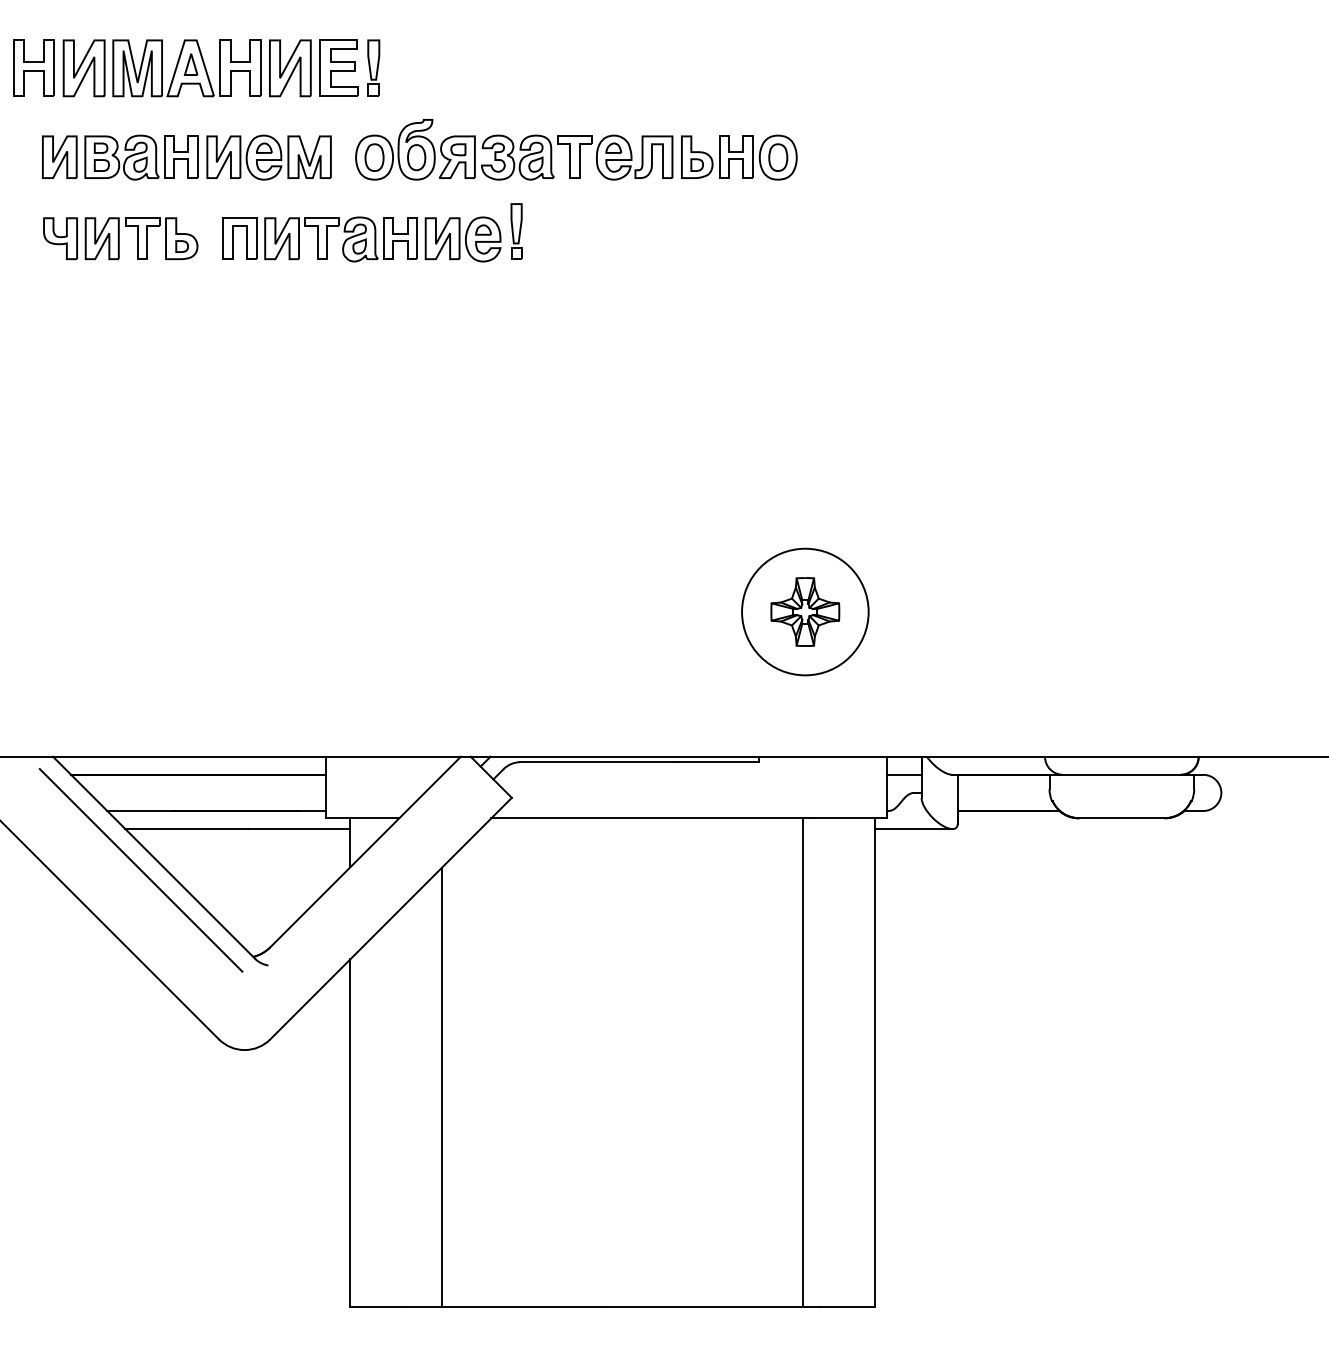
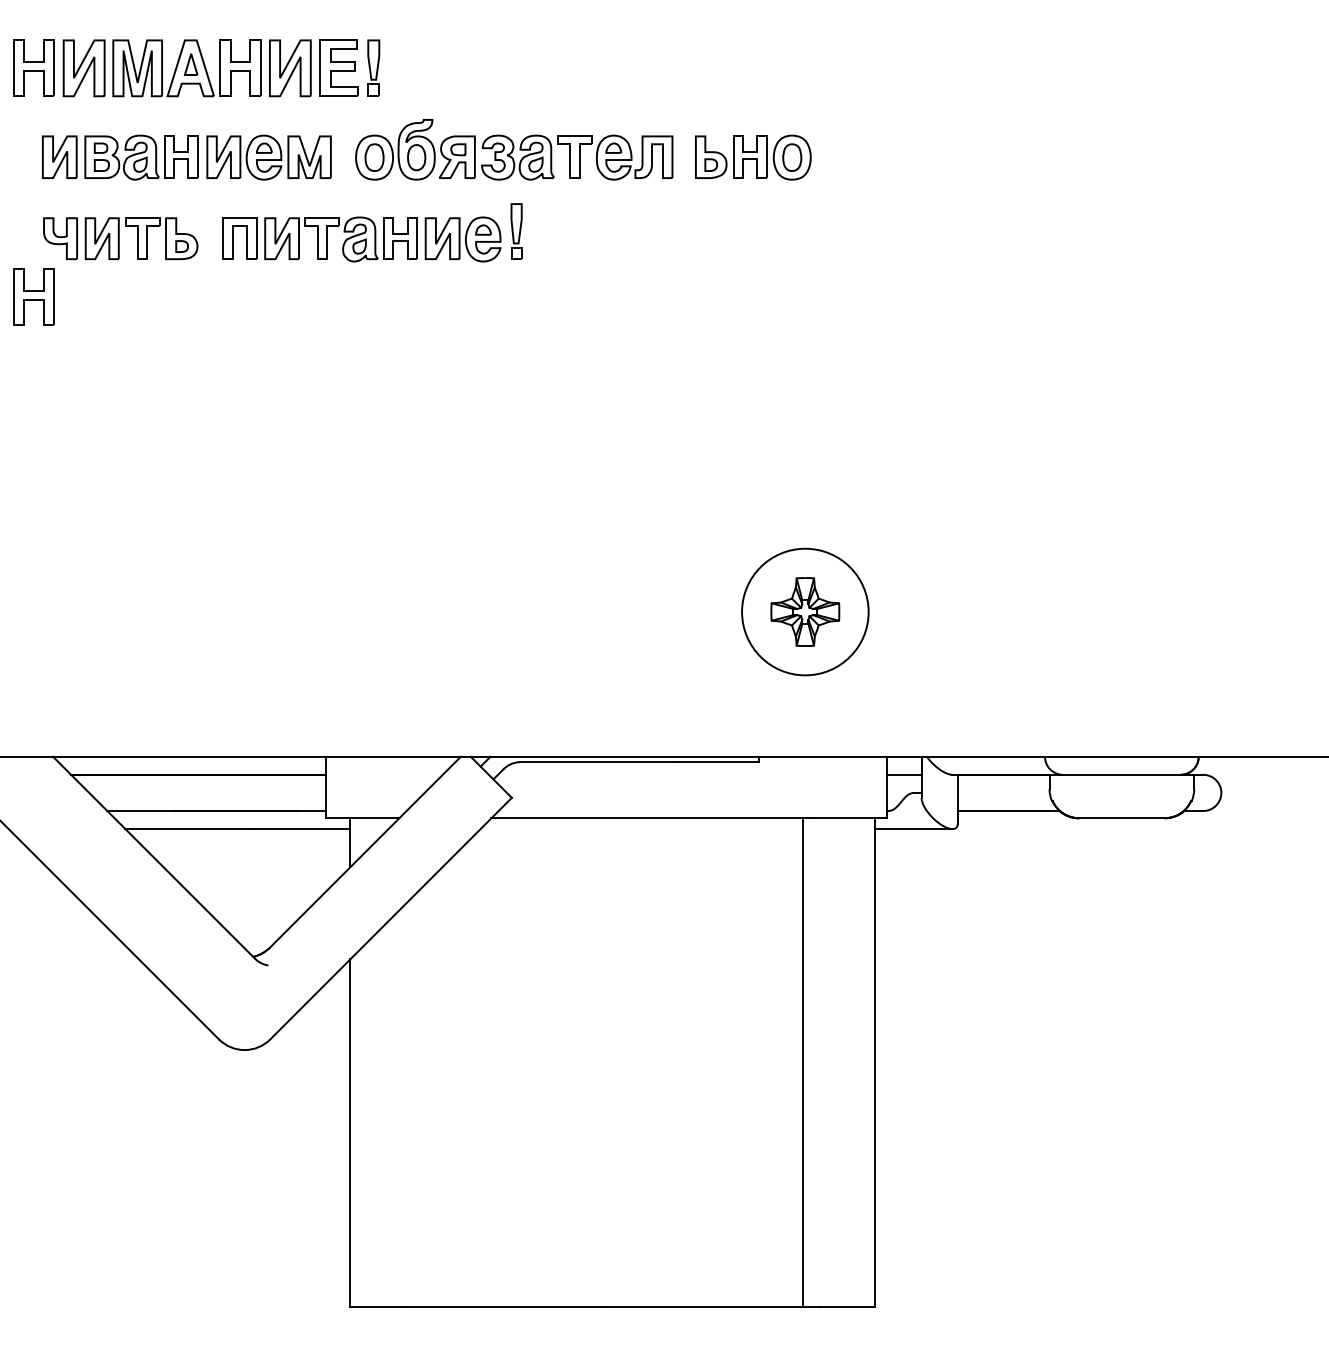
part position: (739, 157) -> (753, 157) (753, 157)
part: none -> present (33, 296)
line: present -> none (140, 870)
line: present -> none (441, 1087)
